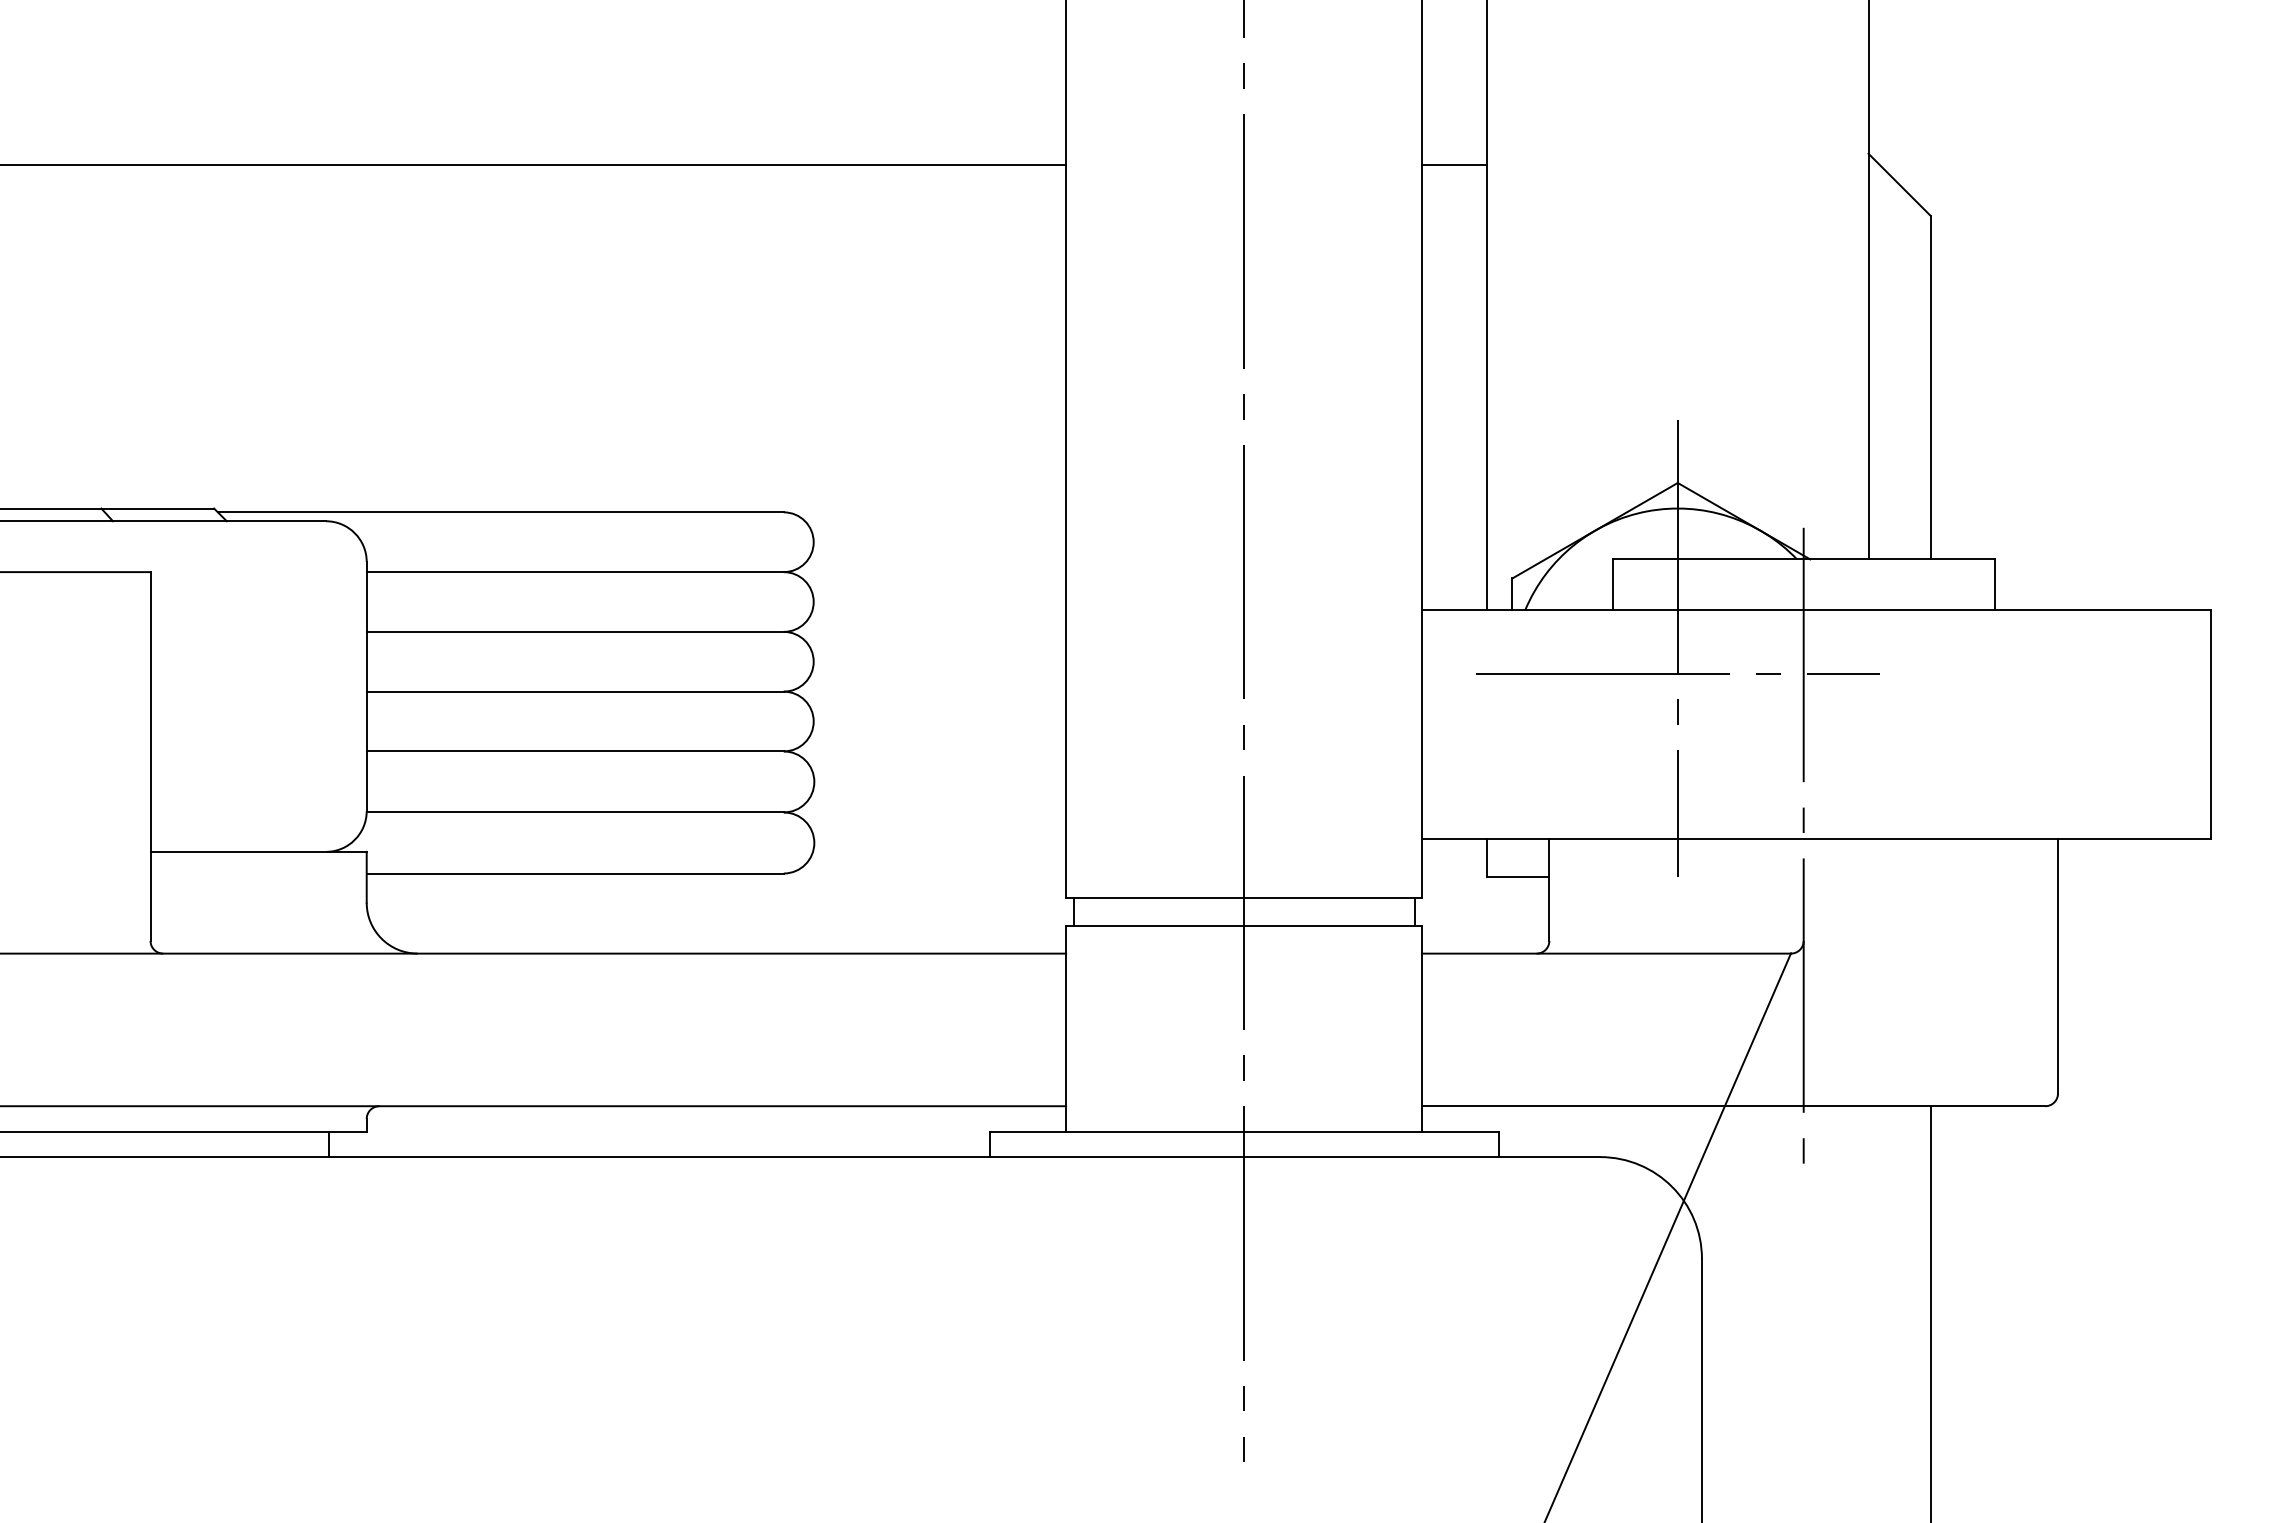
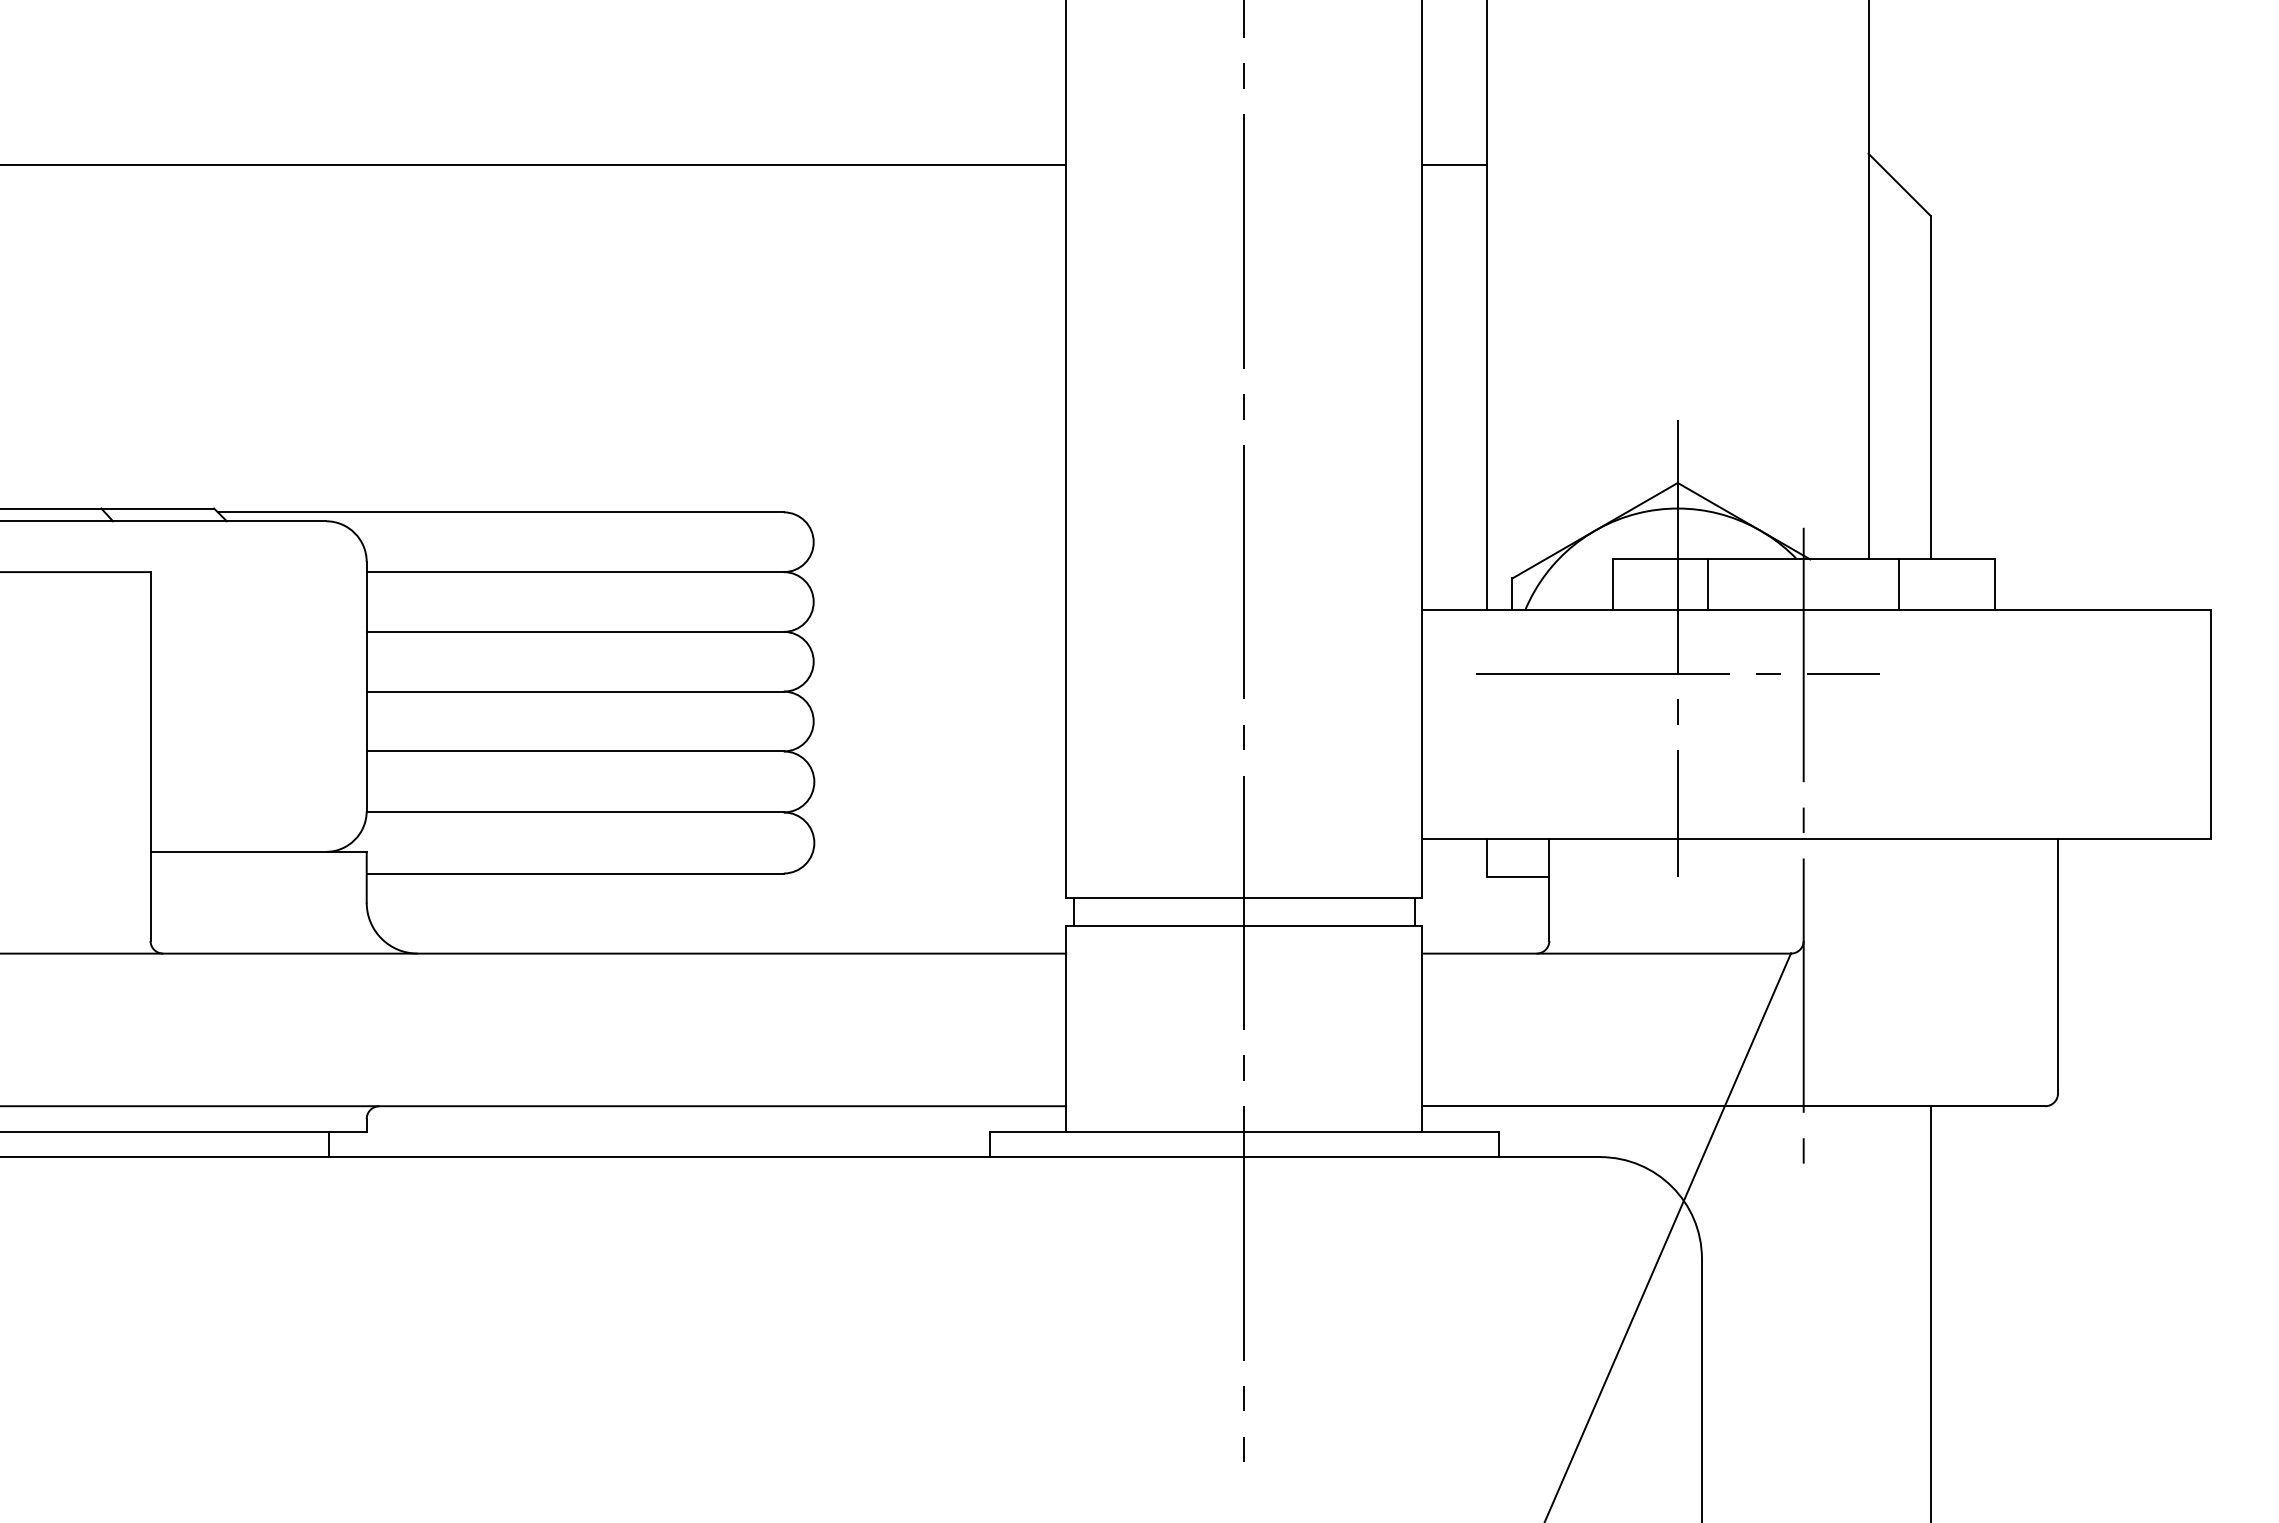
line: none -> present (1708, 584)
line: none -> present (1899, 584)
